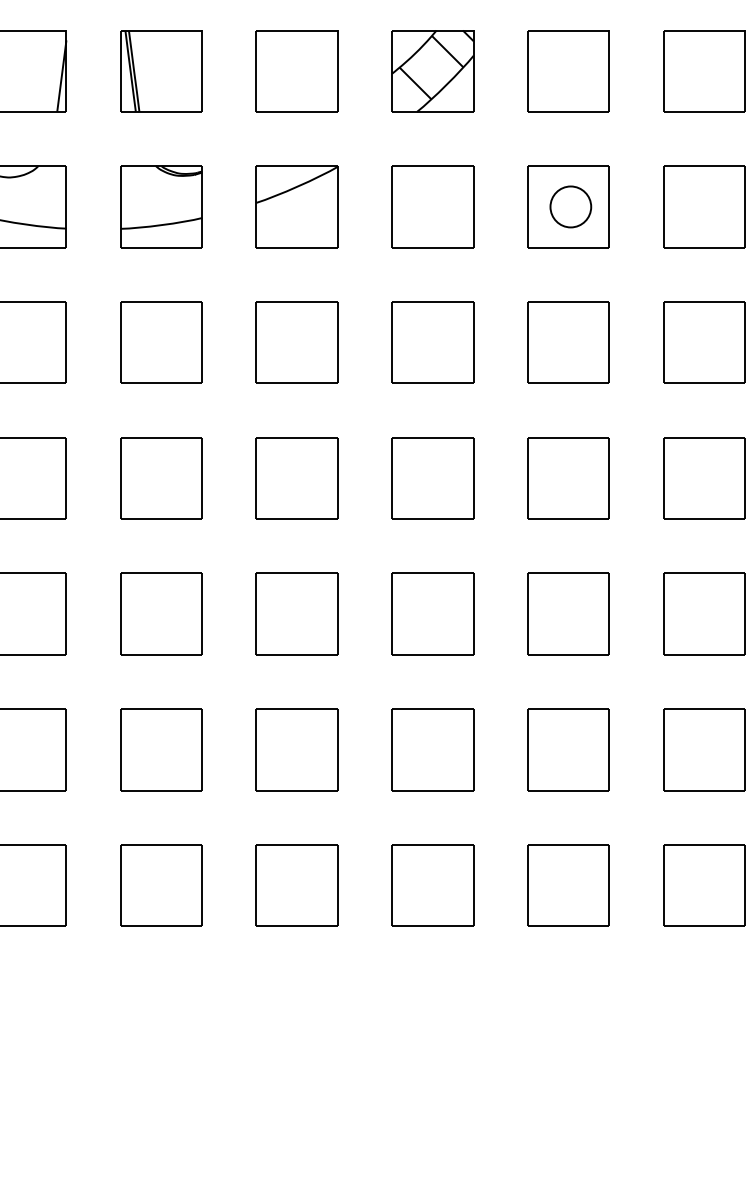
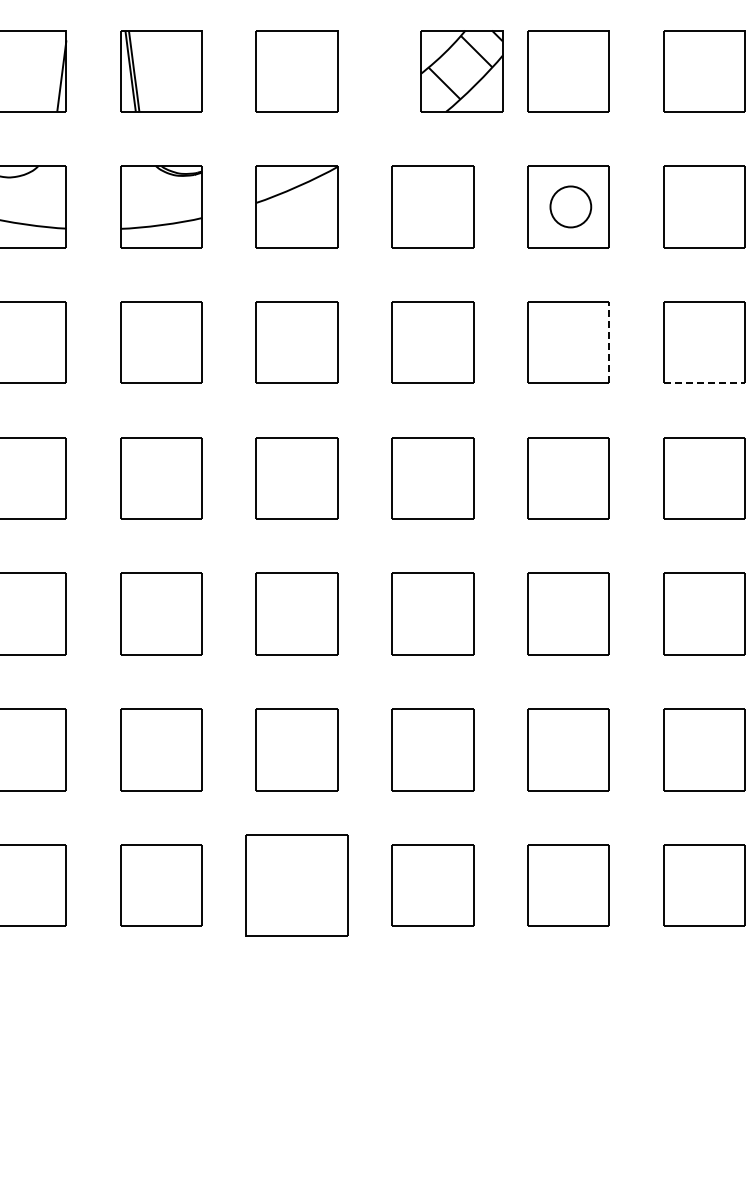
part position: (432, 71) -> (461, 71) (461, 71)
line: solid -> dashed (609, 342)
line: solid -> dashed (704, 383)
part size: 84x83 px -> 104x103 px (296, 885)
